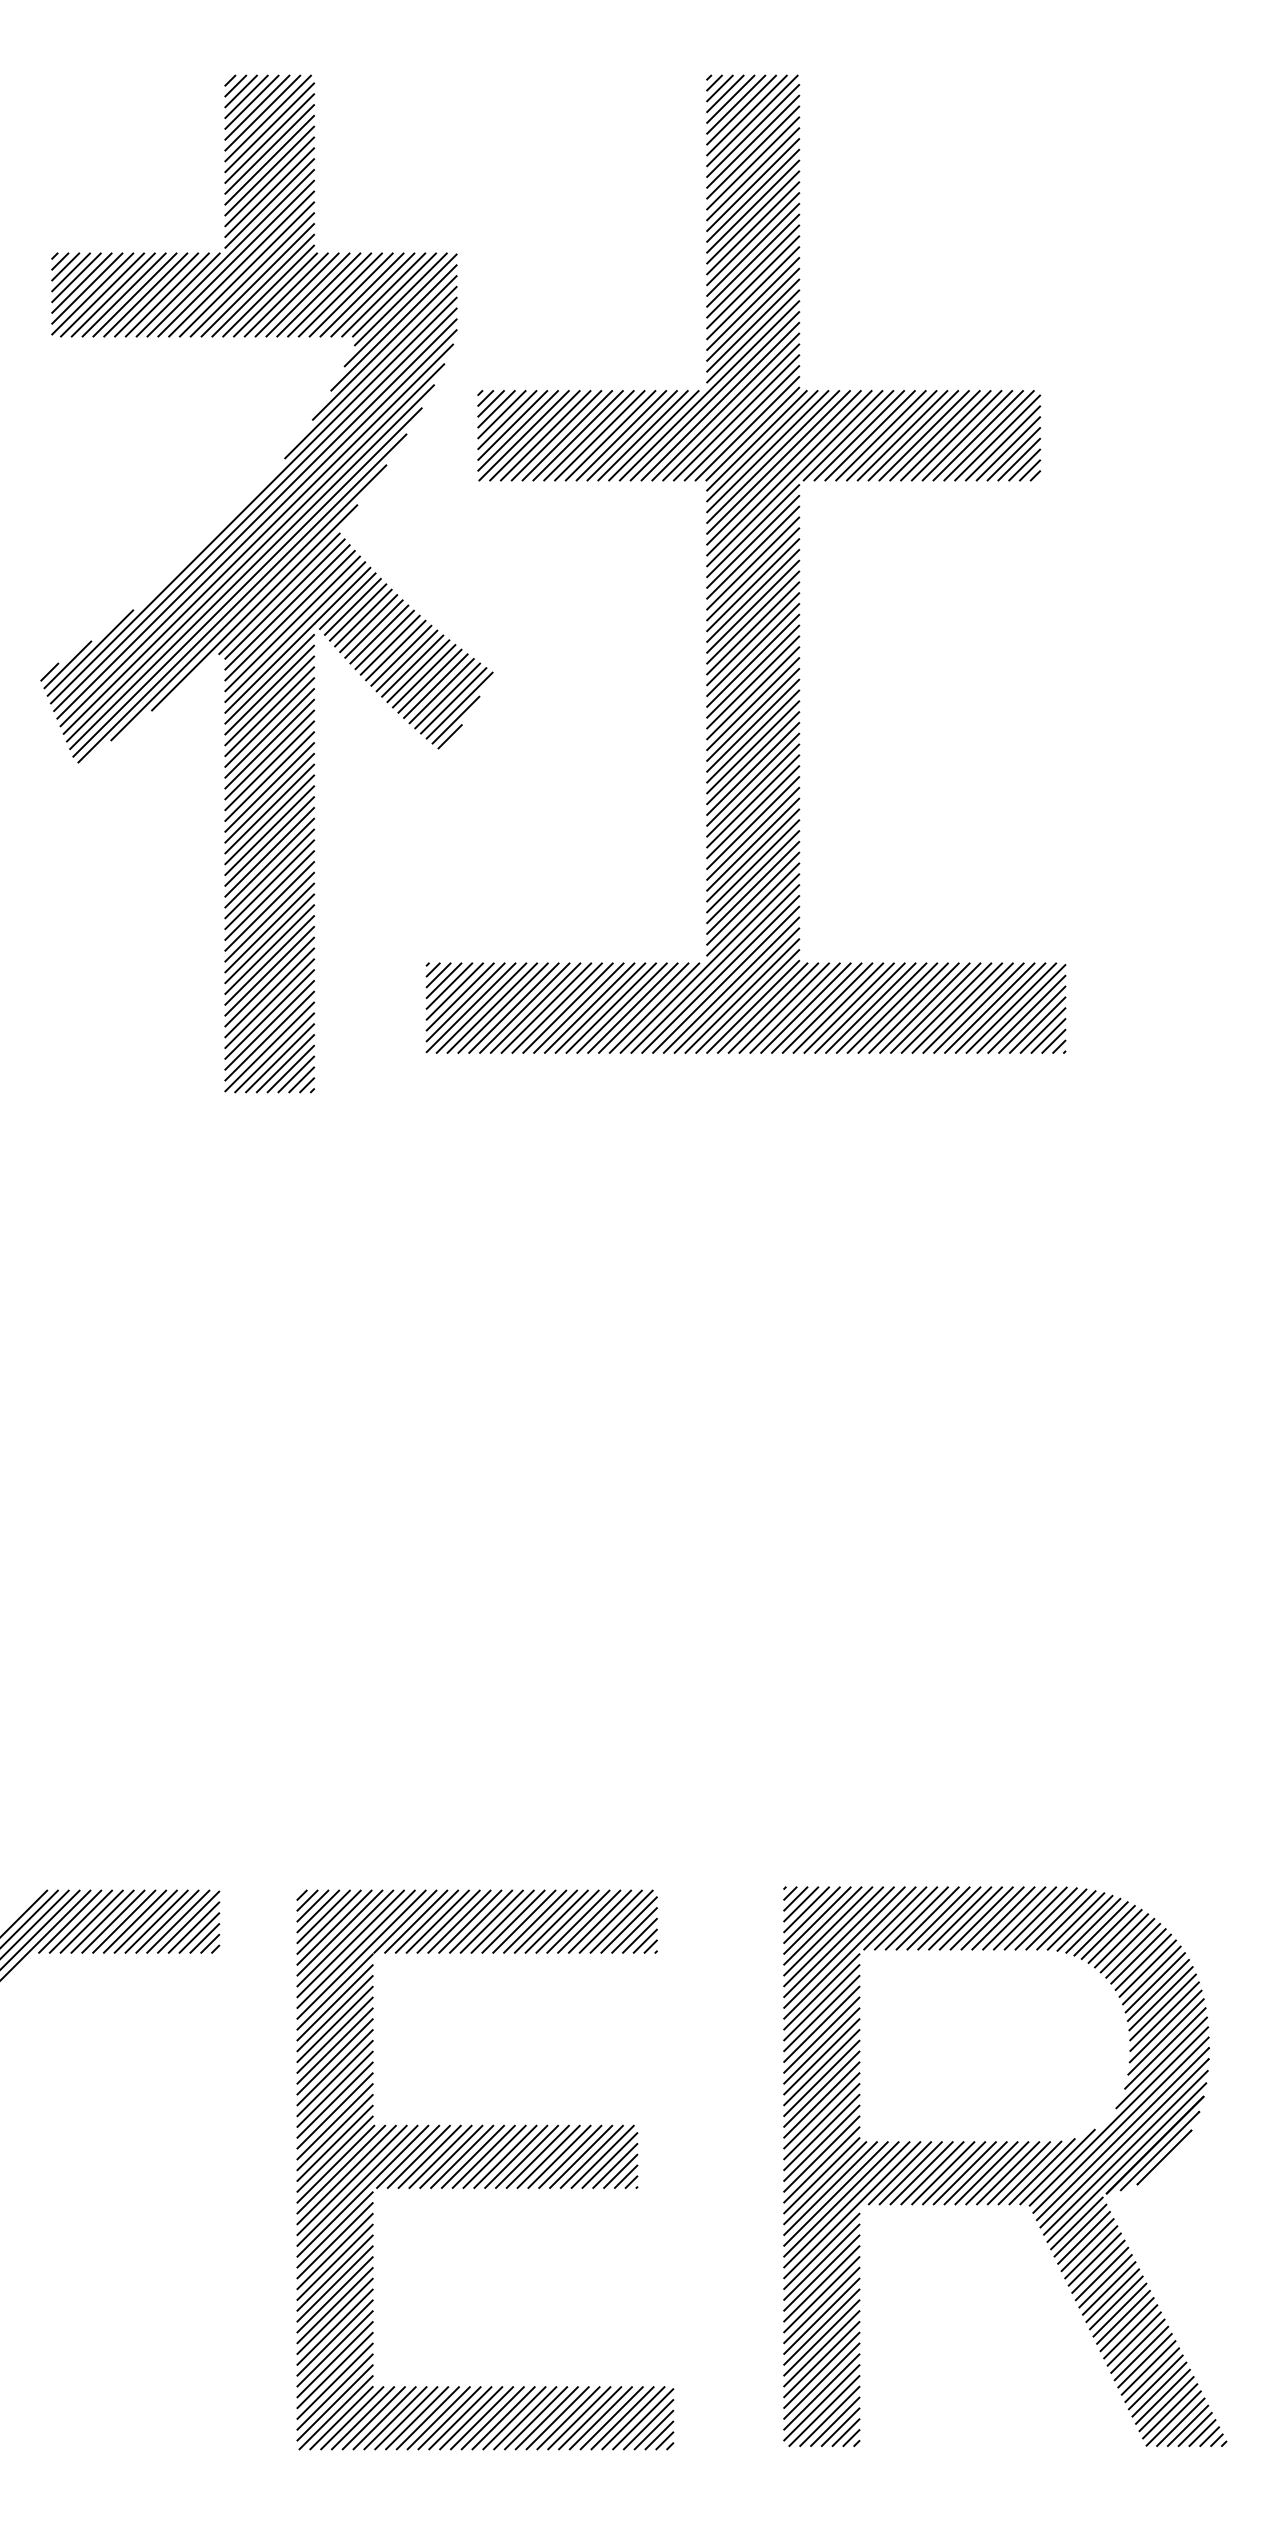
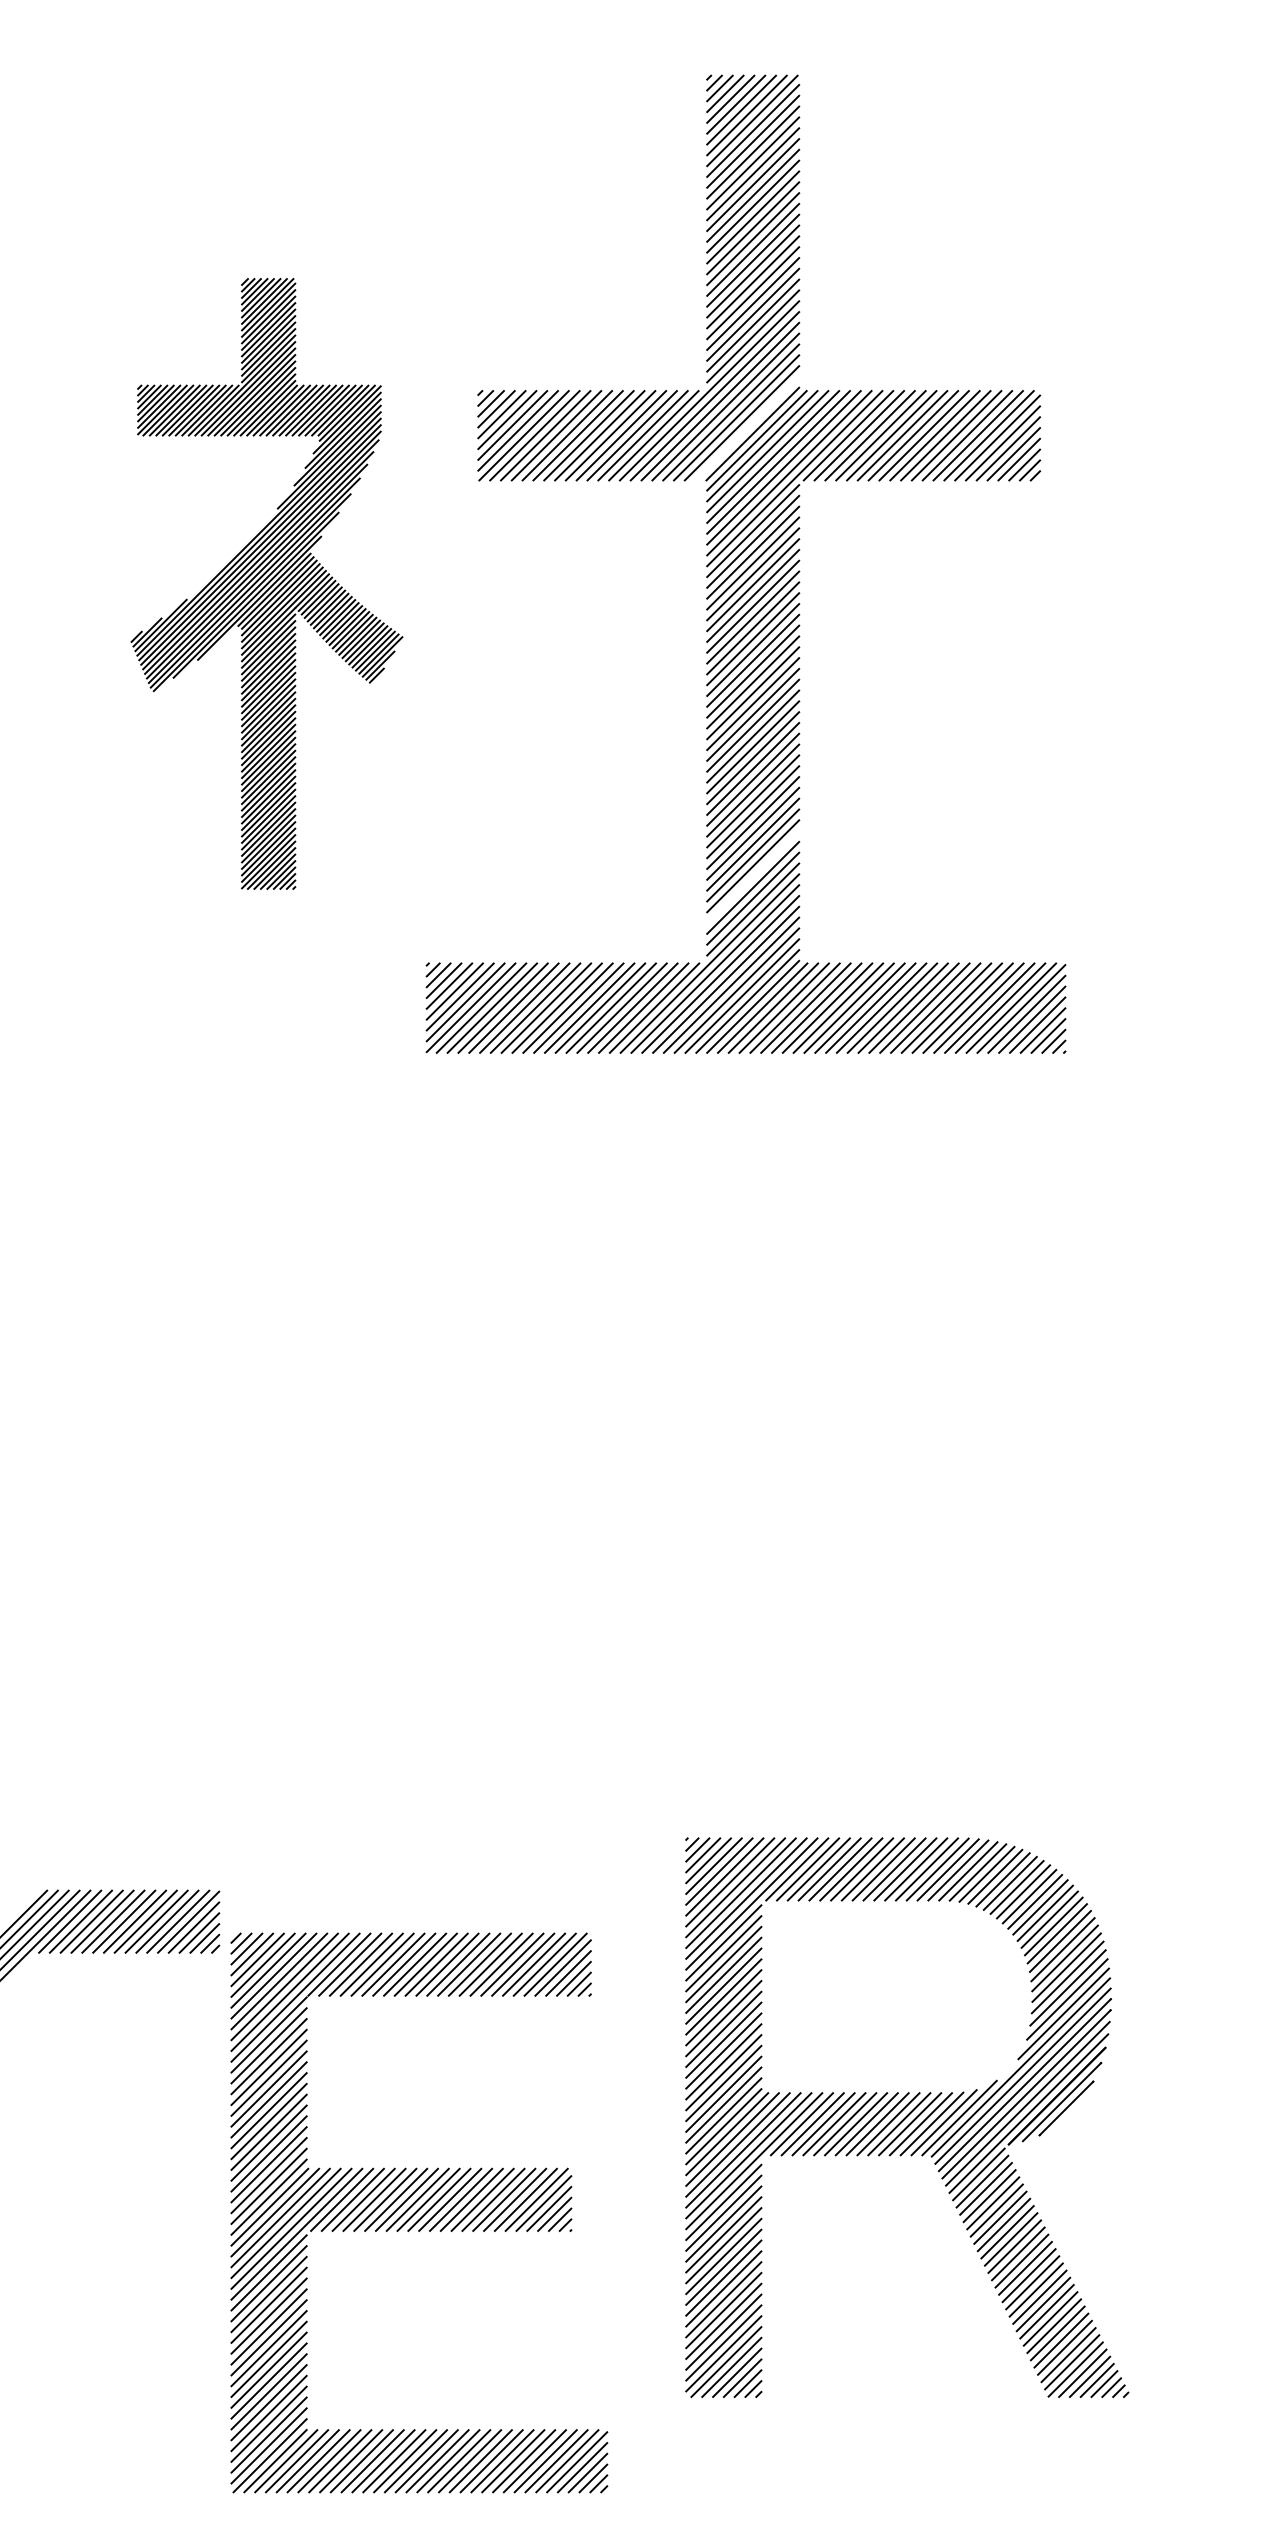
line: present -> none (747, 428)
part size: 454x1020 px -> 274x612 px (266, 583)
line: present -> none (753, 877)
part position: (1005, 2166) -> (907, 2117) (907, 2117)
part position: (485, 2169) -> (419, 2212) (419, 2212)
